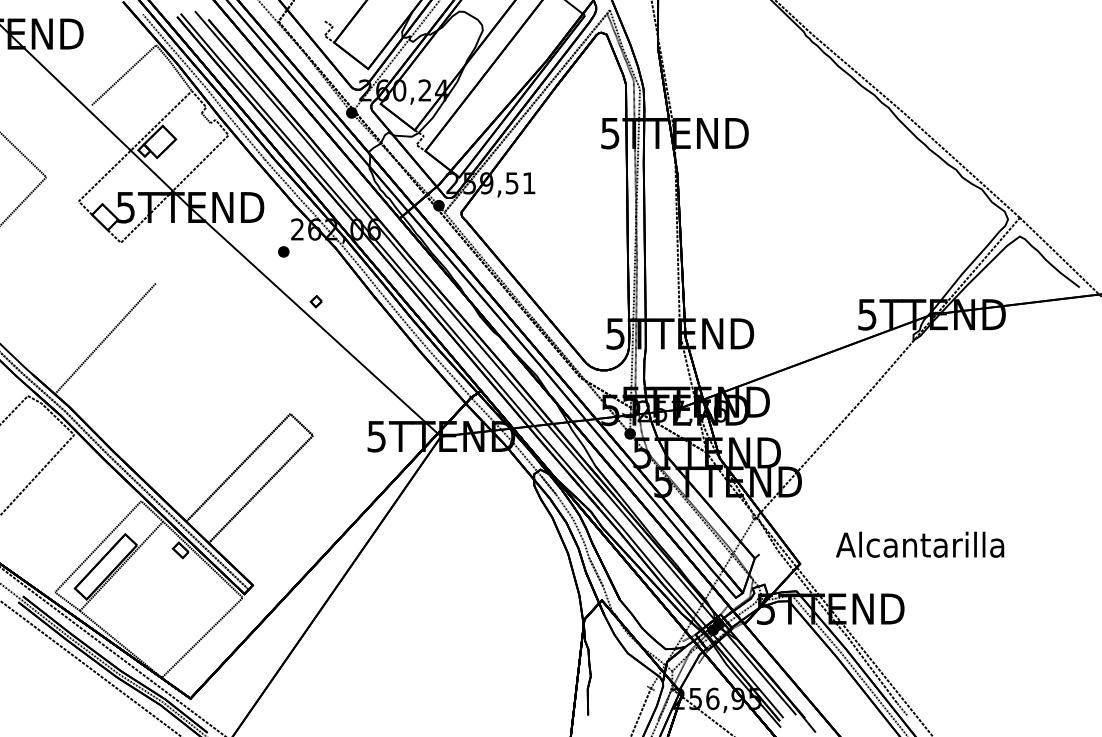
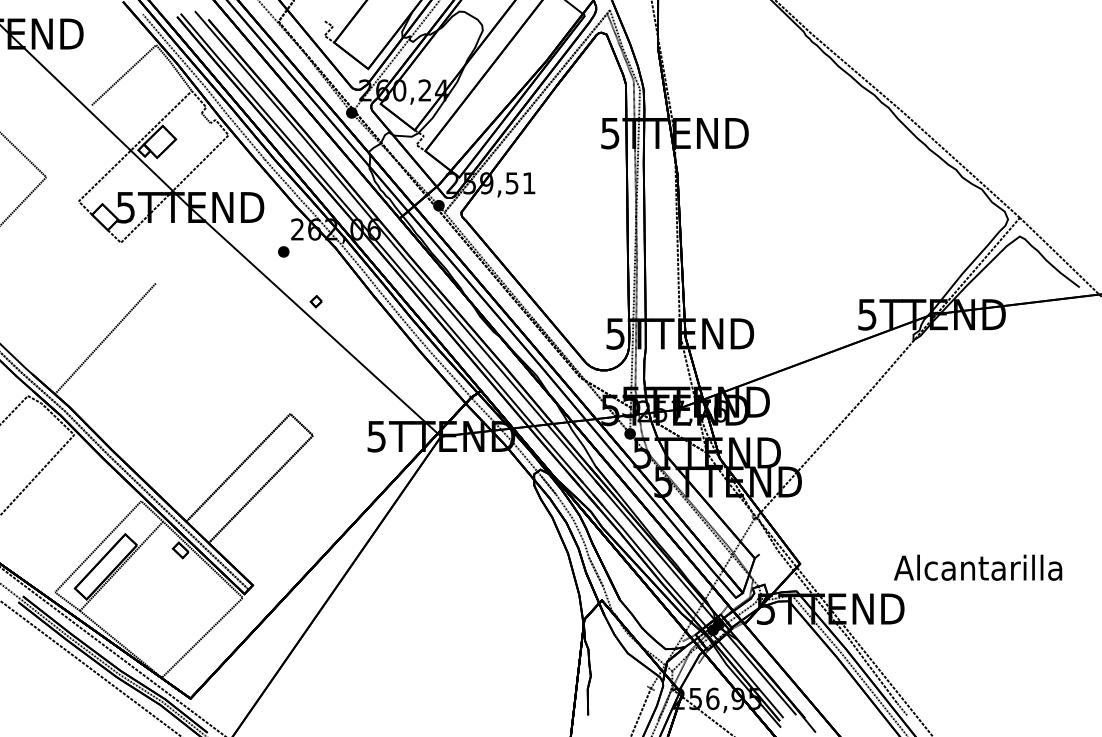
text position: (920, 544) -> (978, 567) (978, 567)
